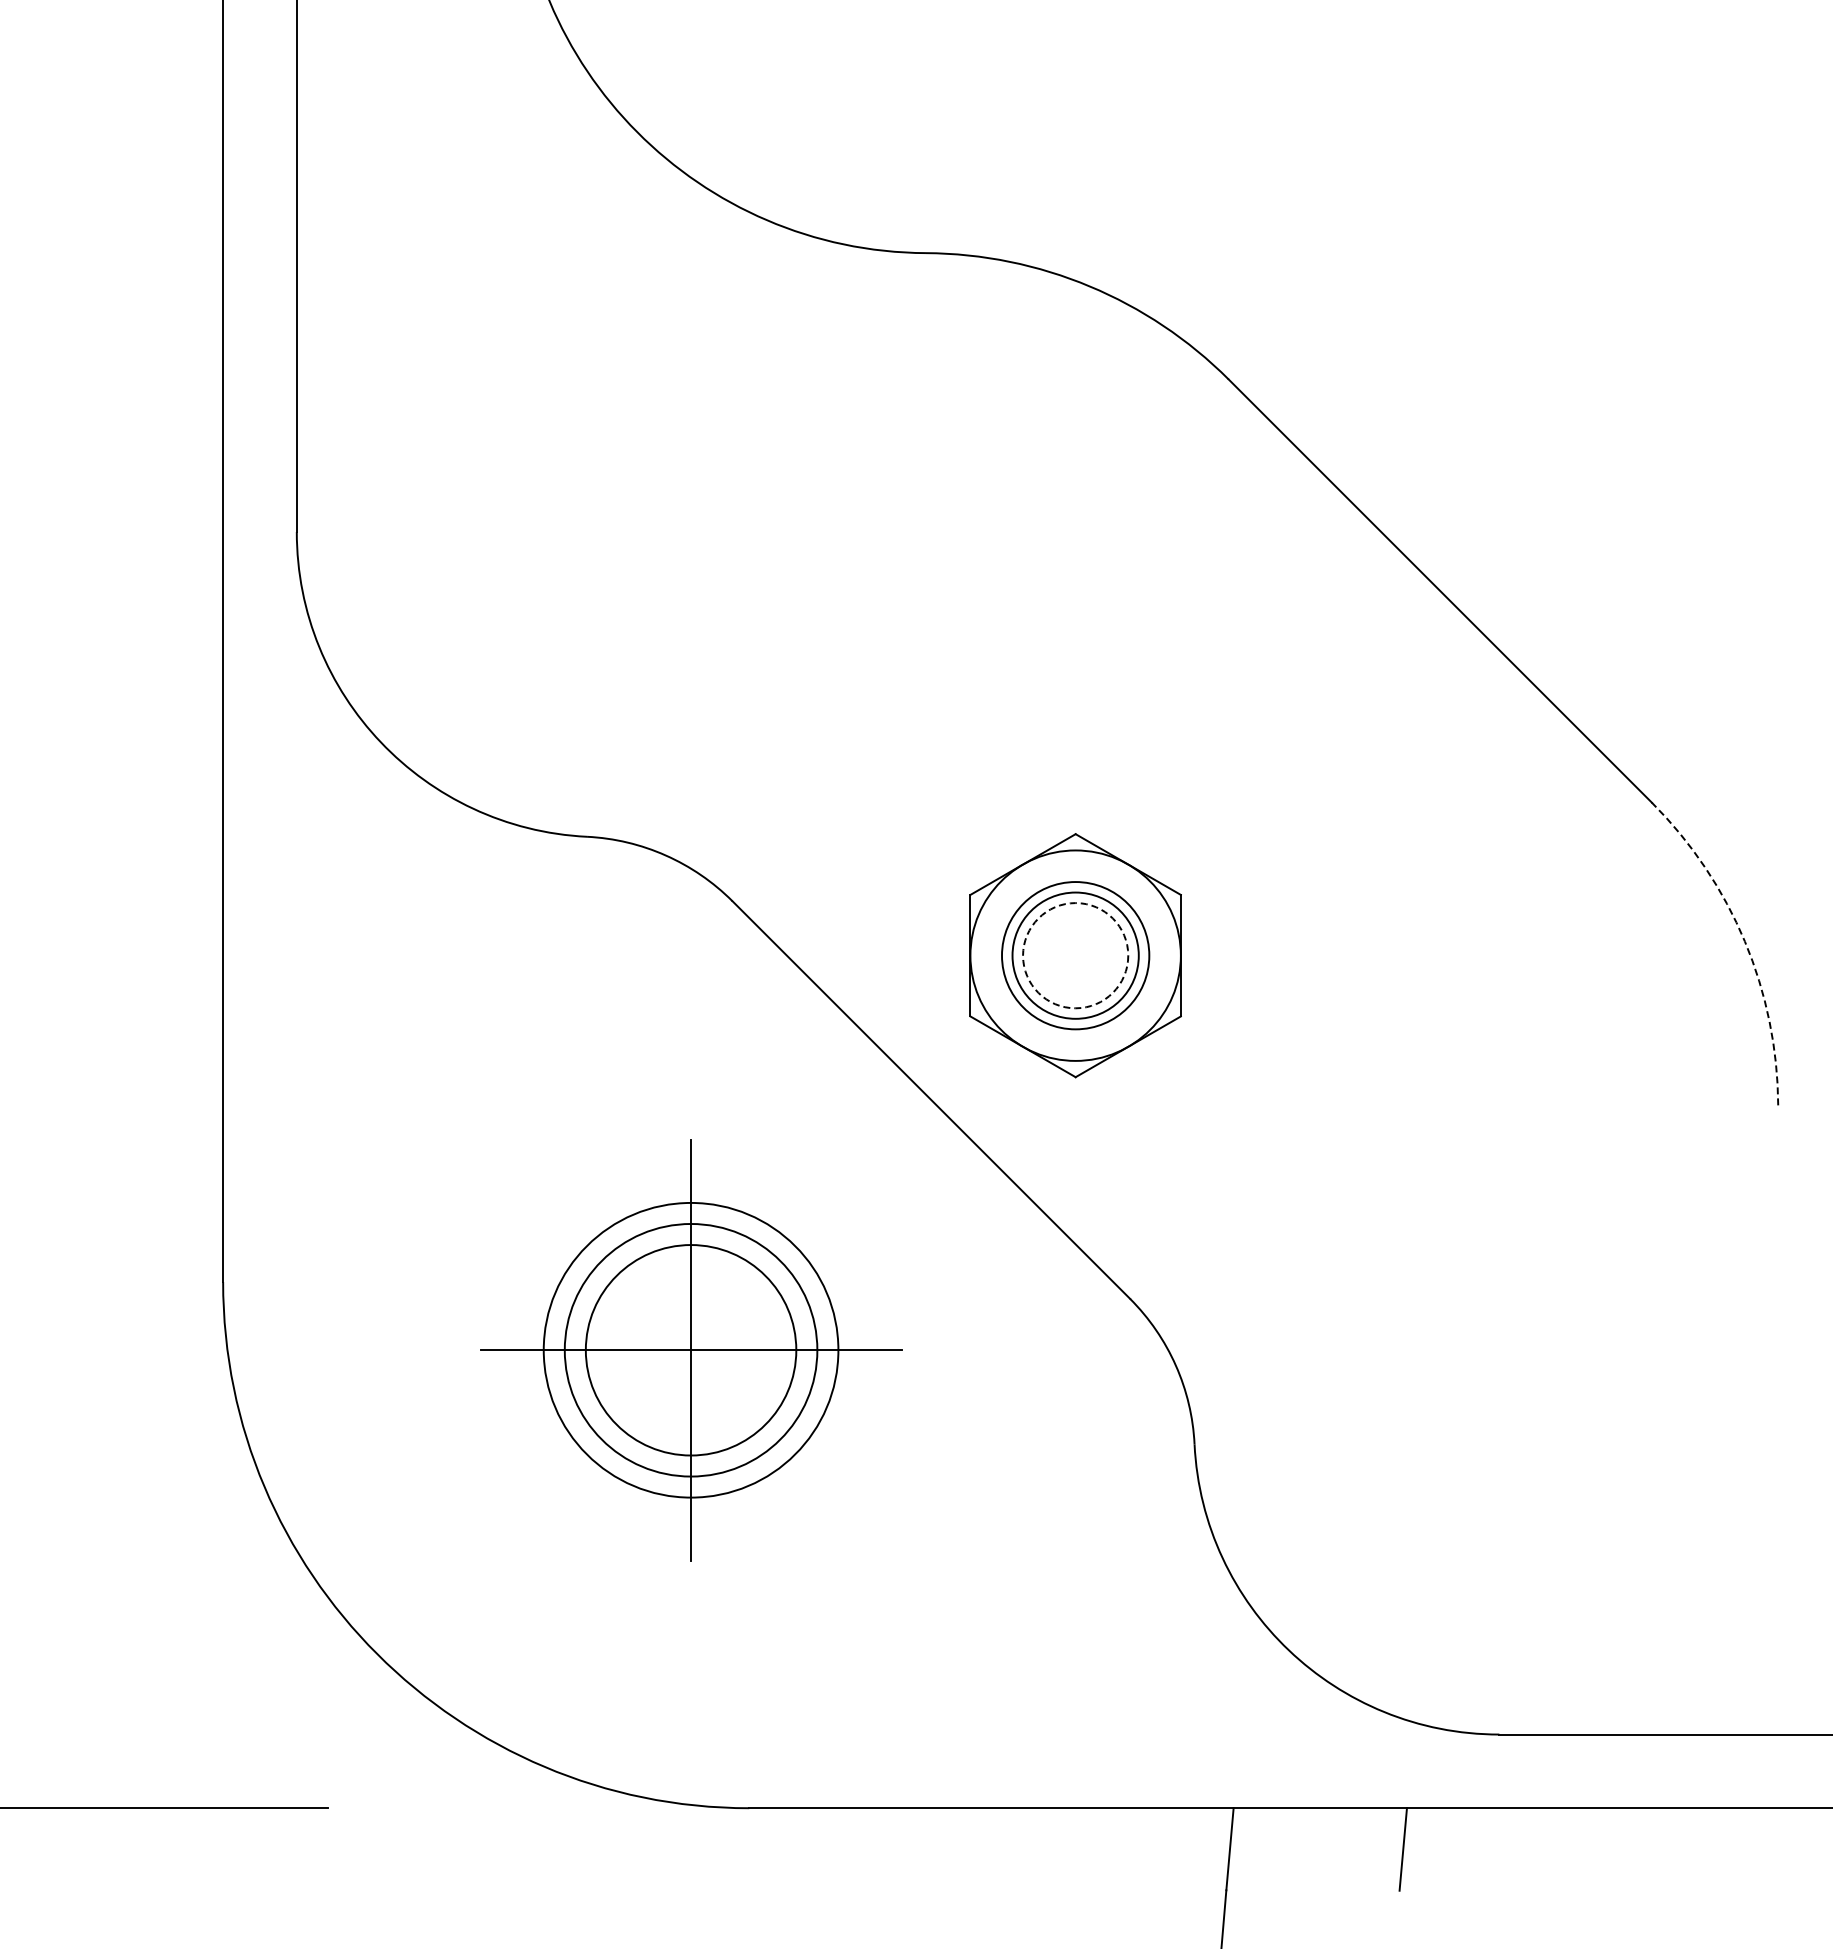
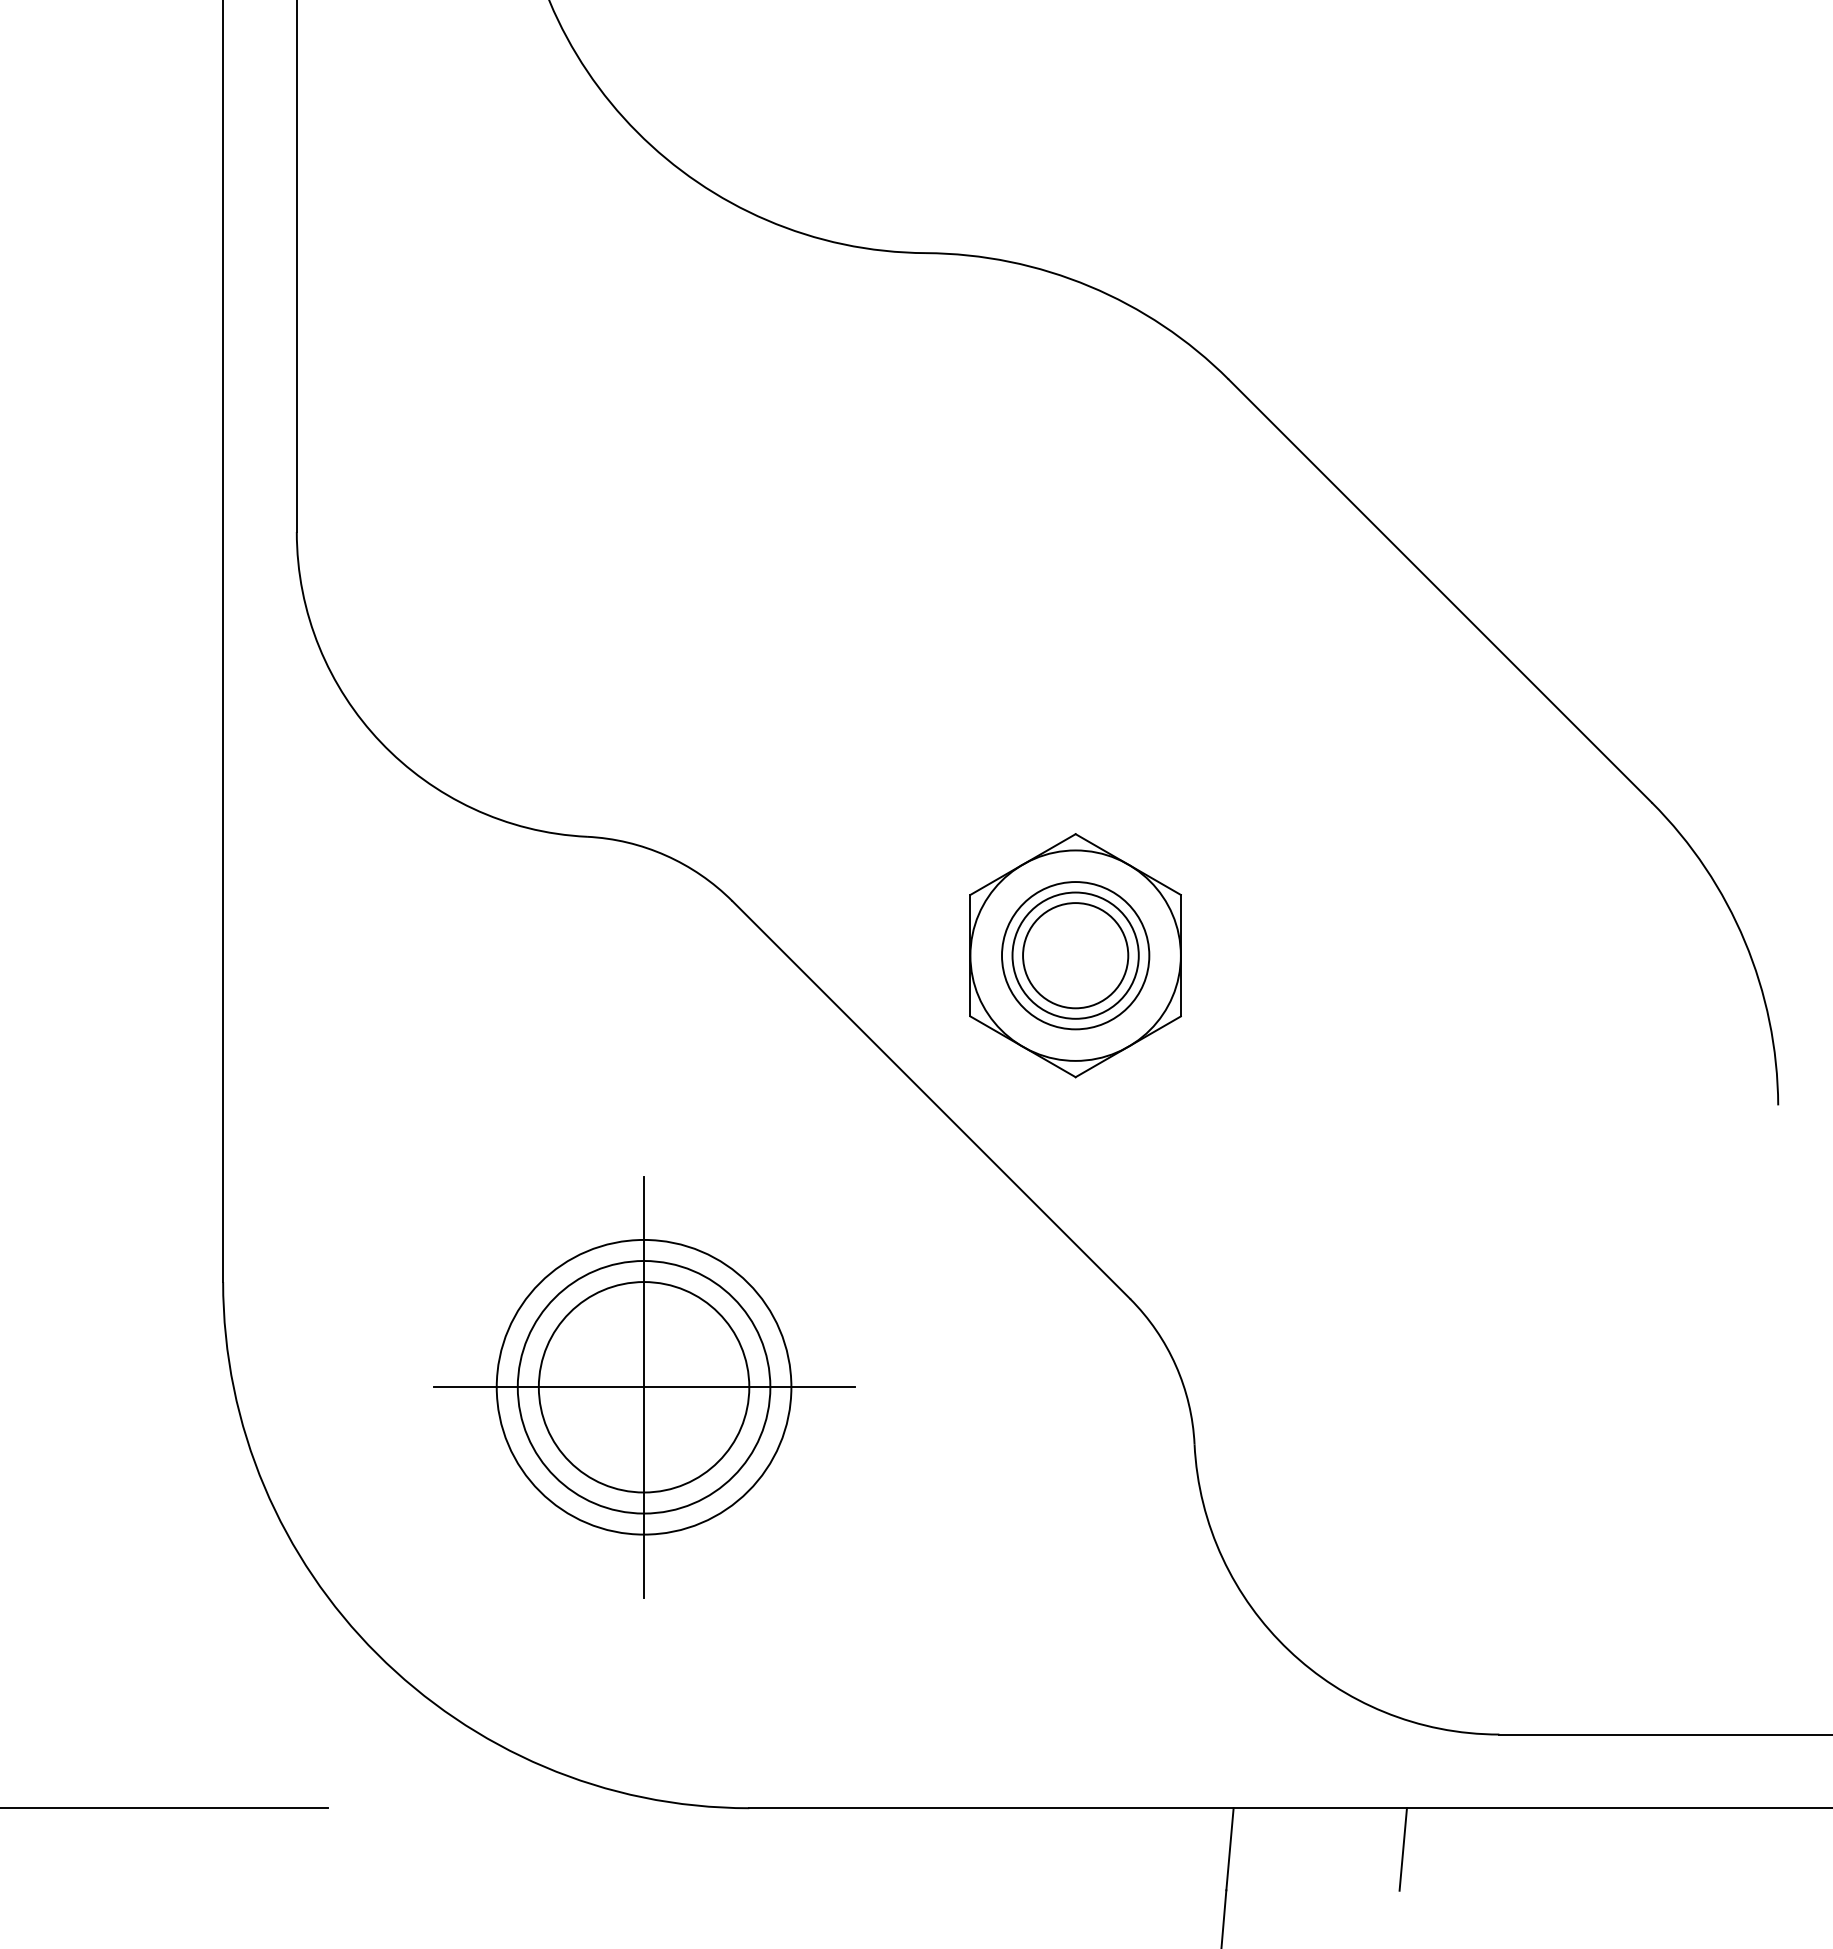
arc: dashed -> solid (1744, 941)
circle: dashed -> solid (1075, 955)
part position: (691, 1350) -> (644, 1387) (644, 1387)
